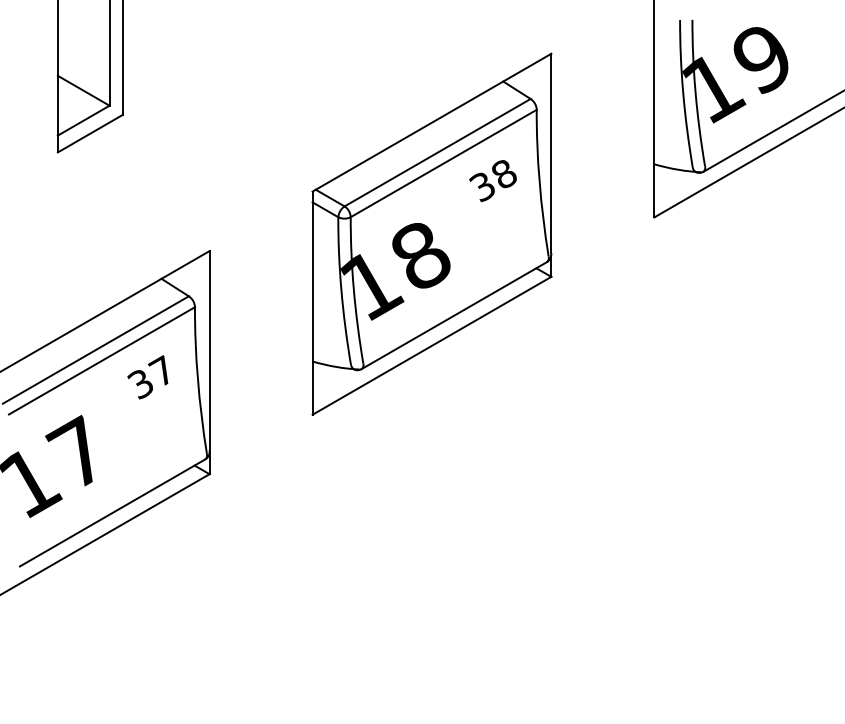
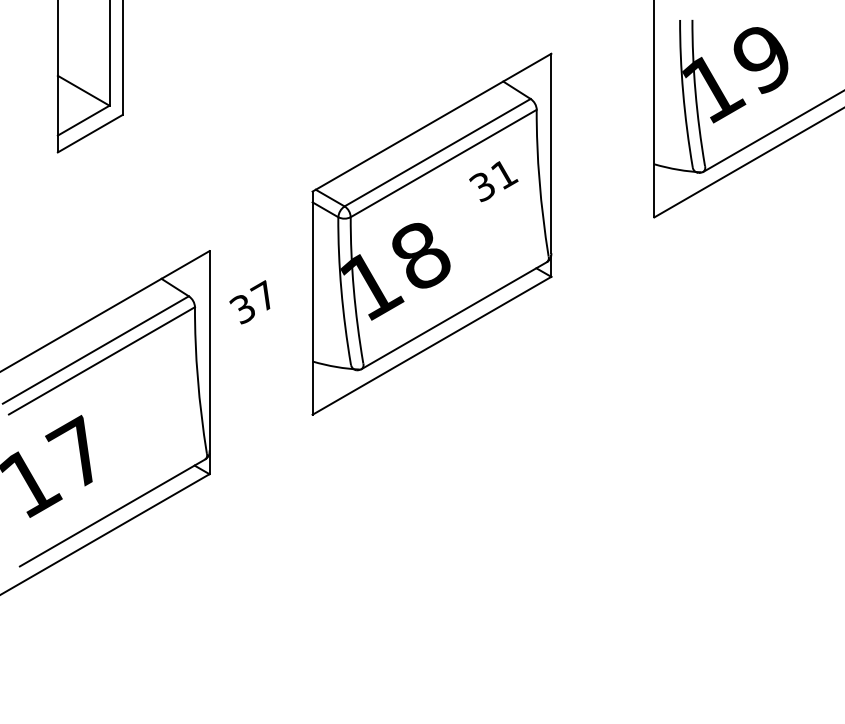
text: 38 -> 31 (504, 174)
text position: (147, 377) -> (249, 302) (249, 302)
